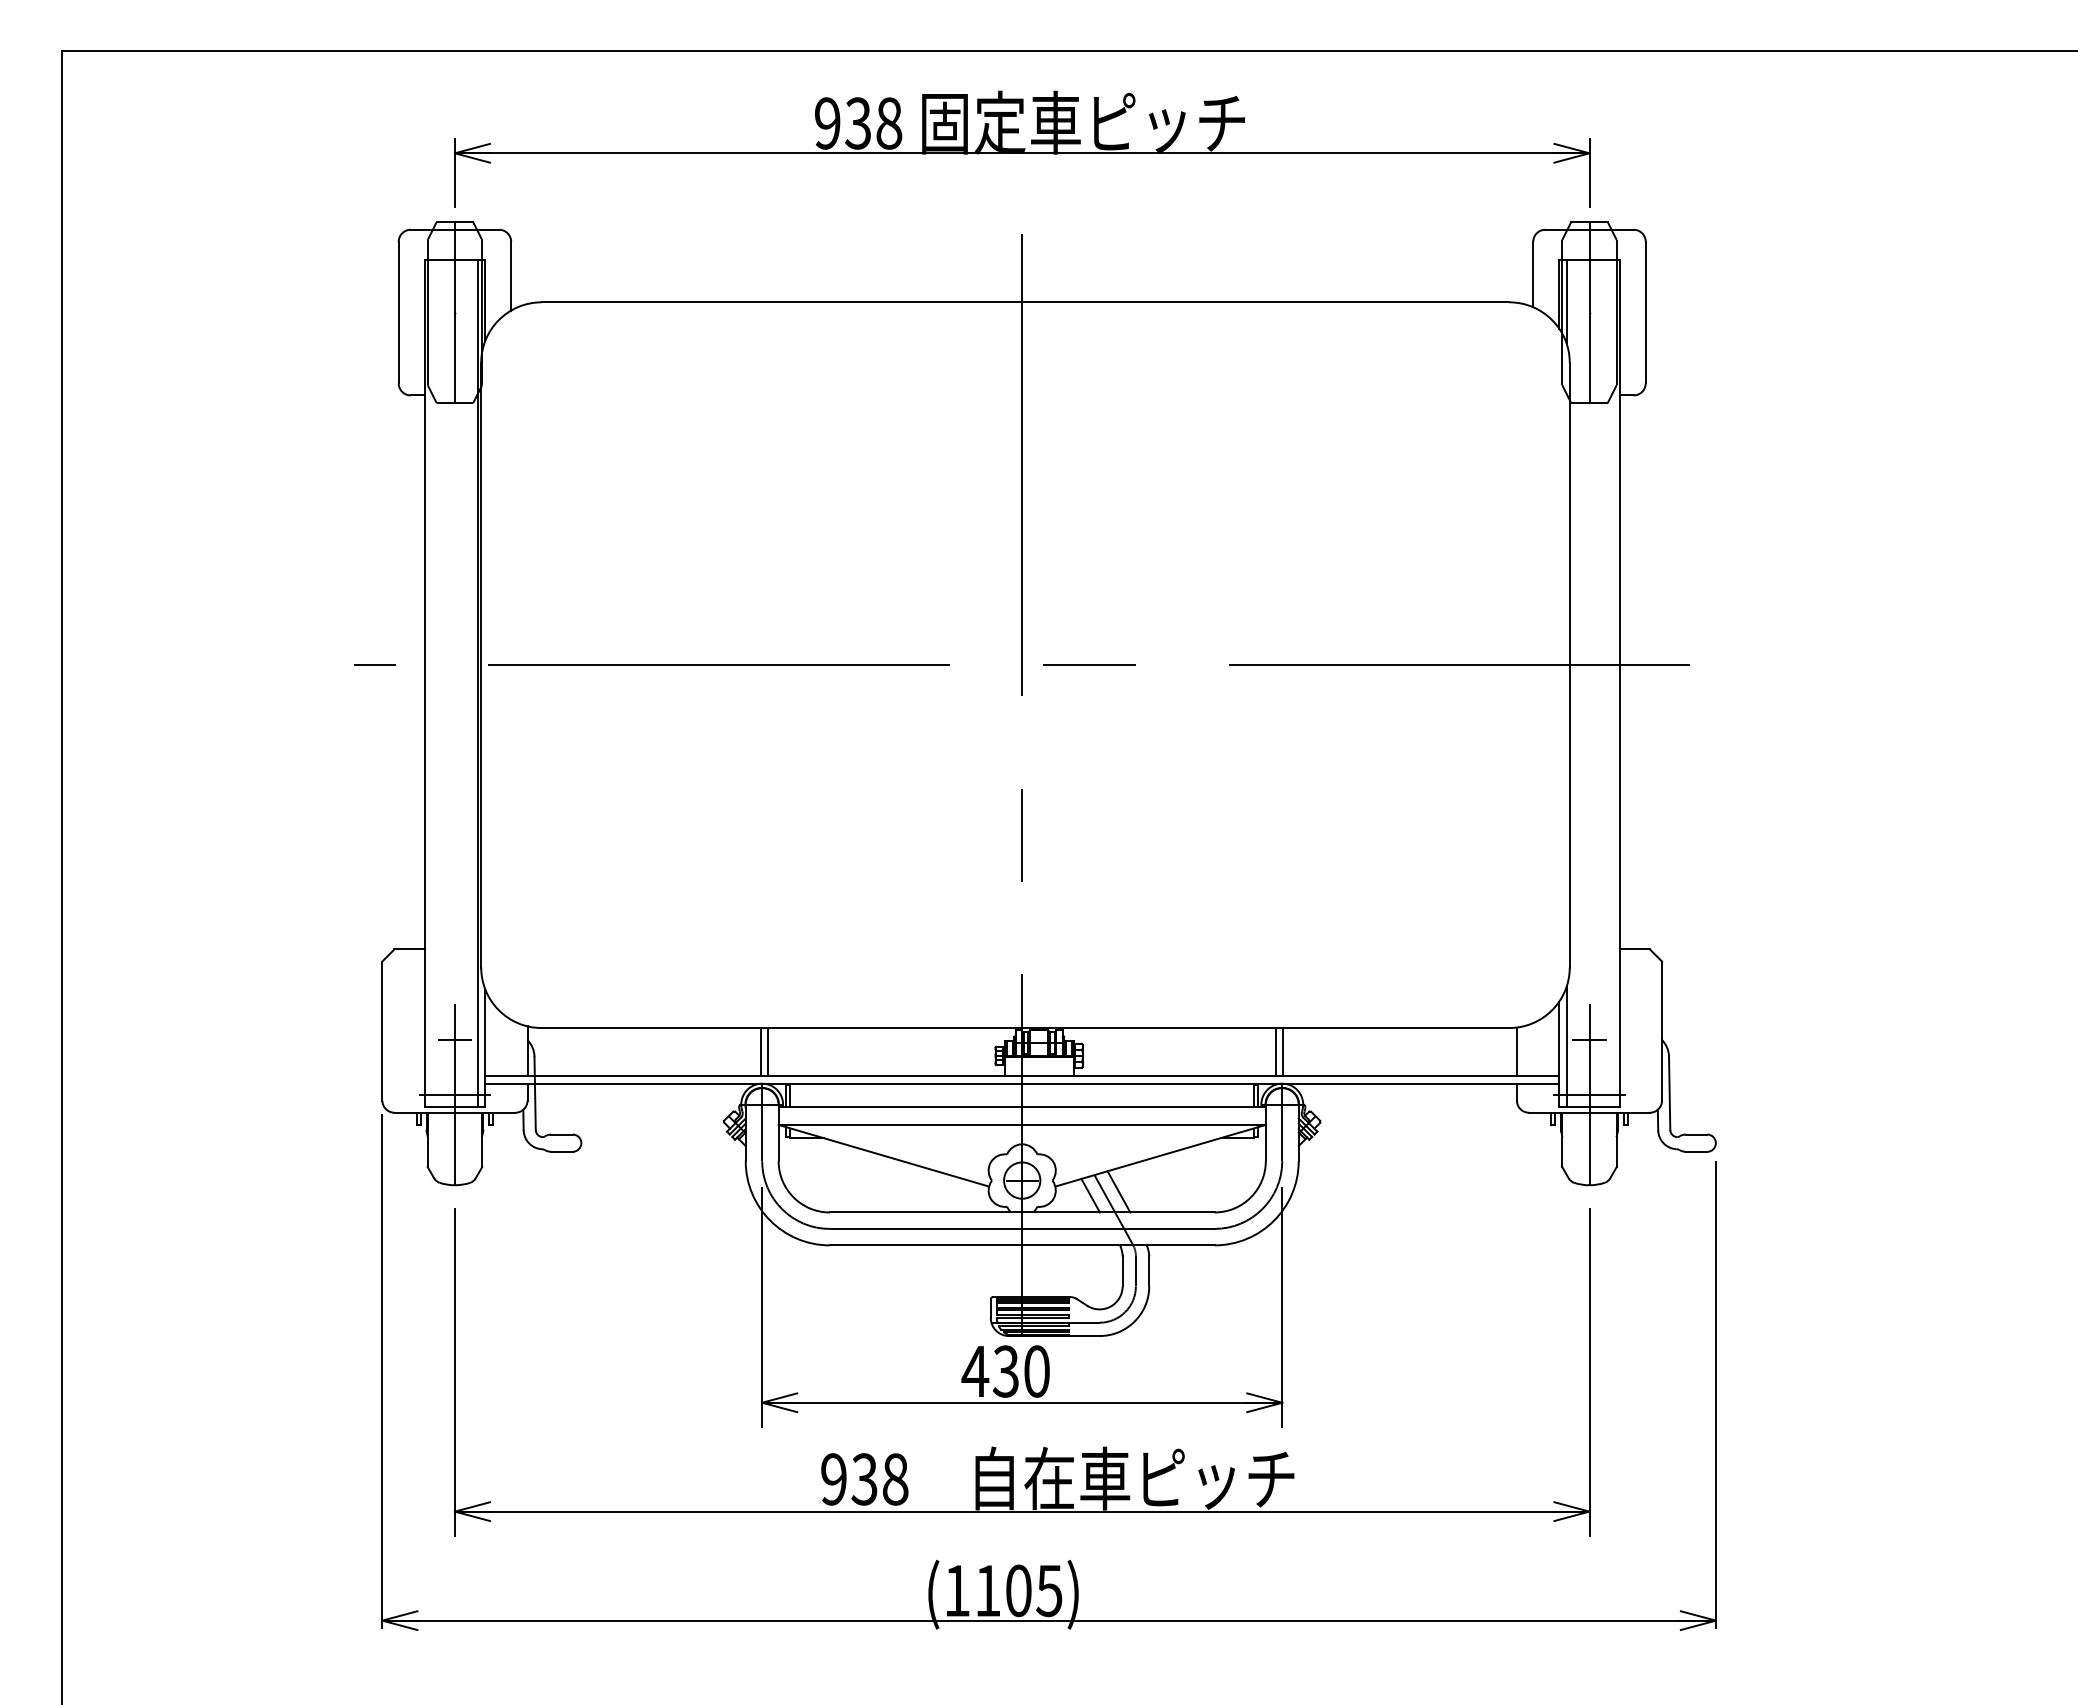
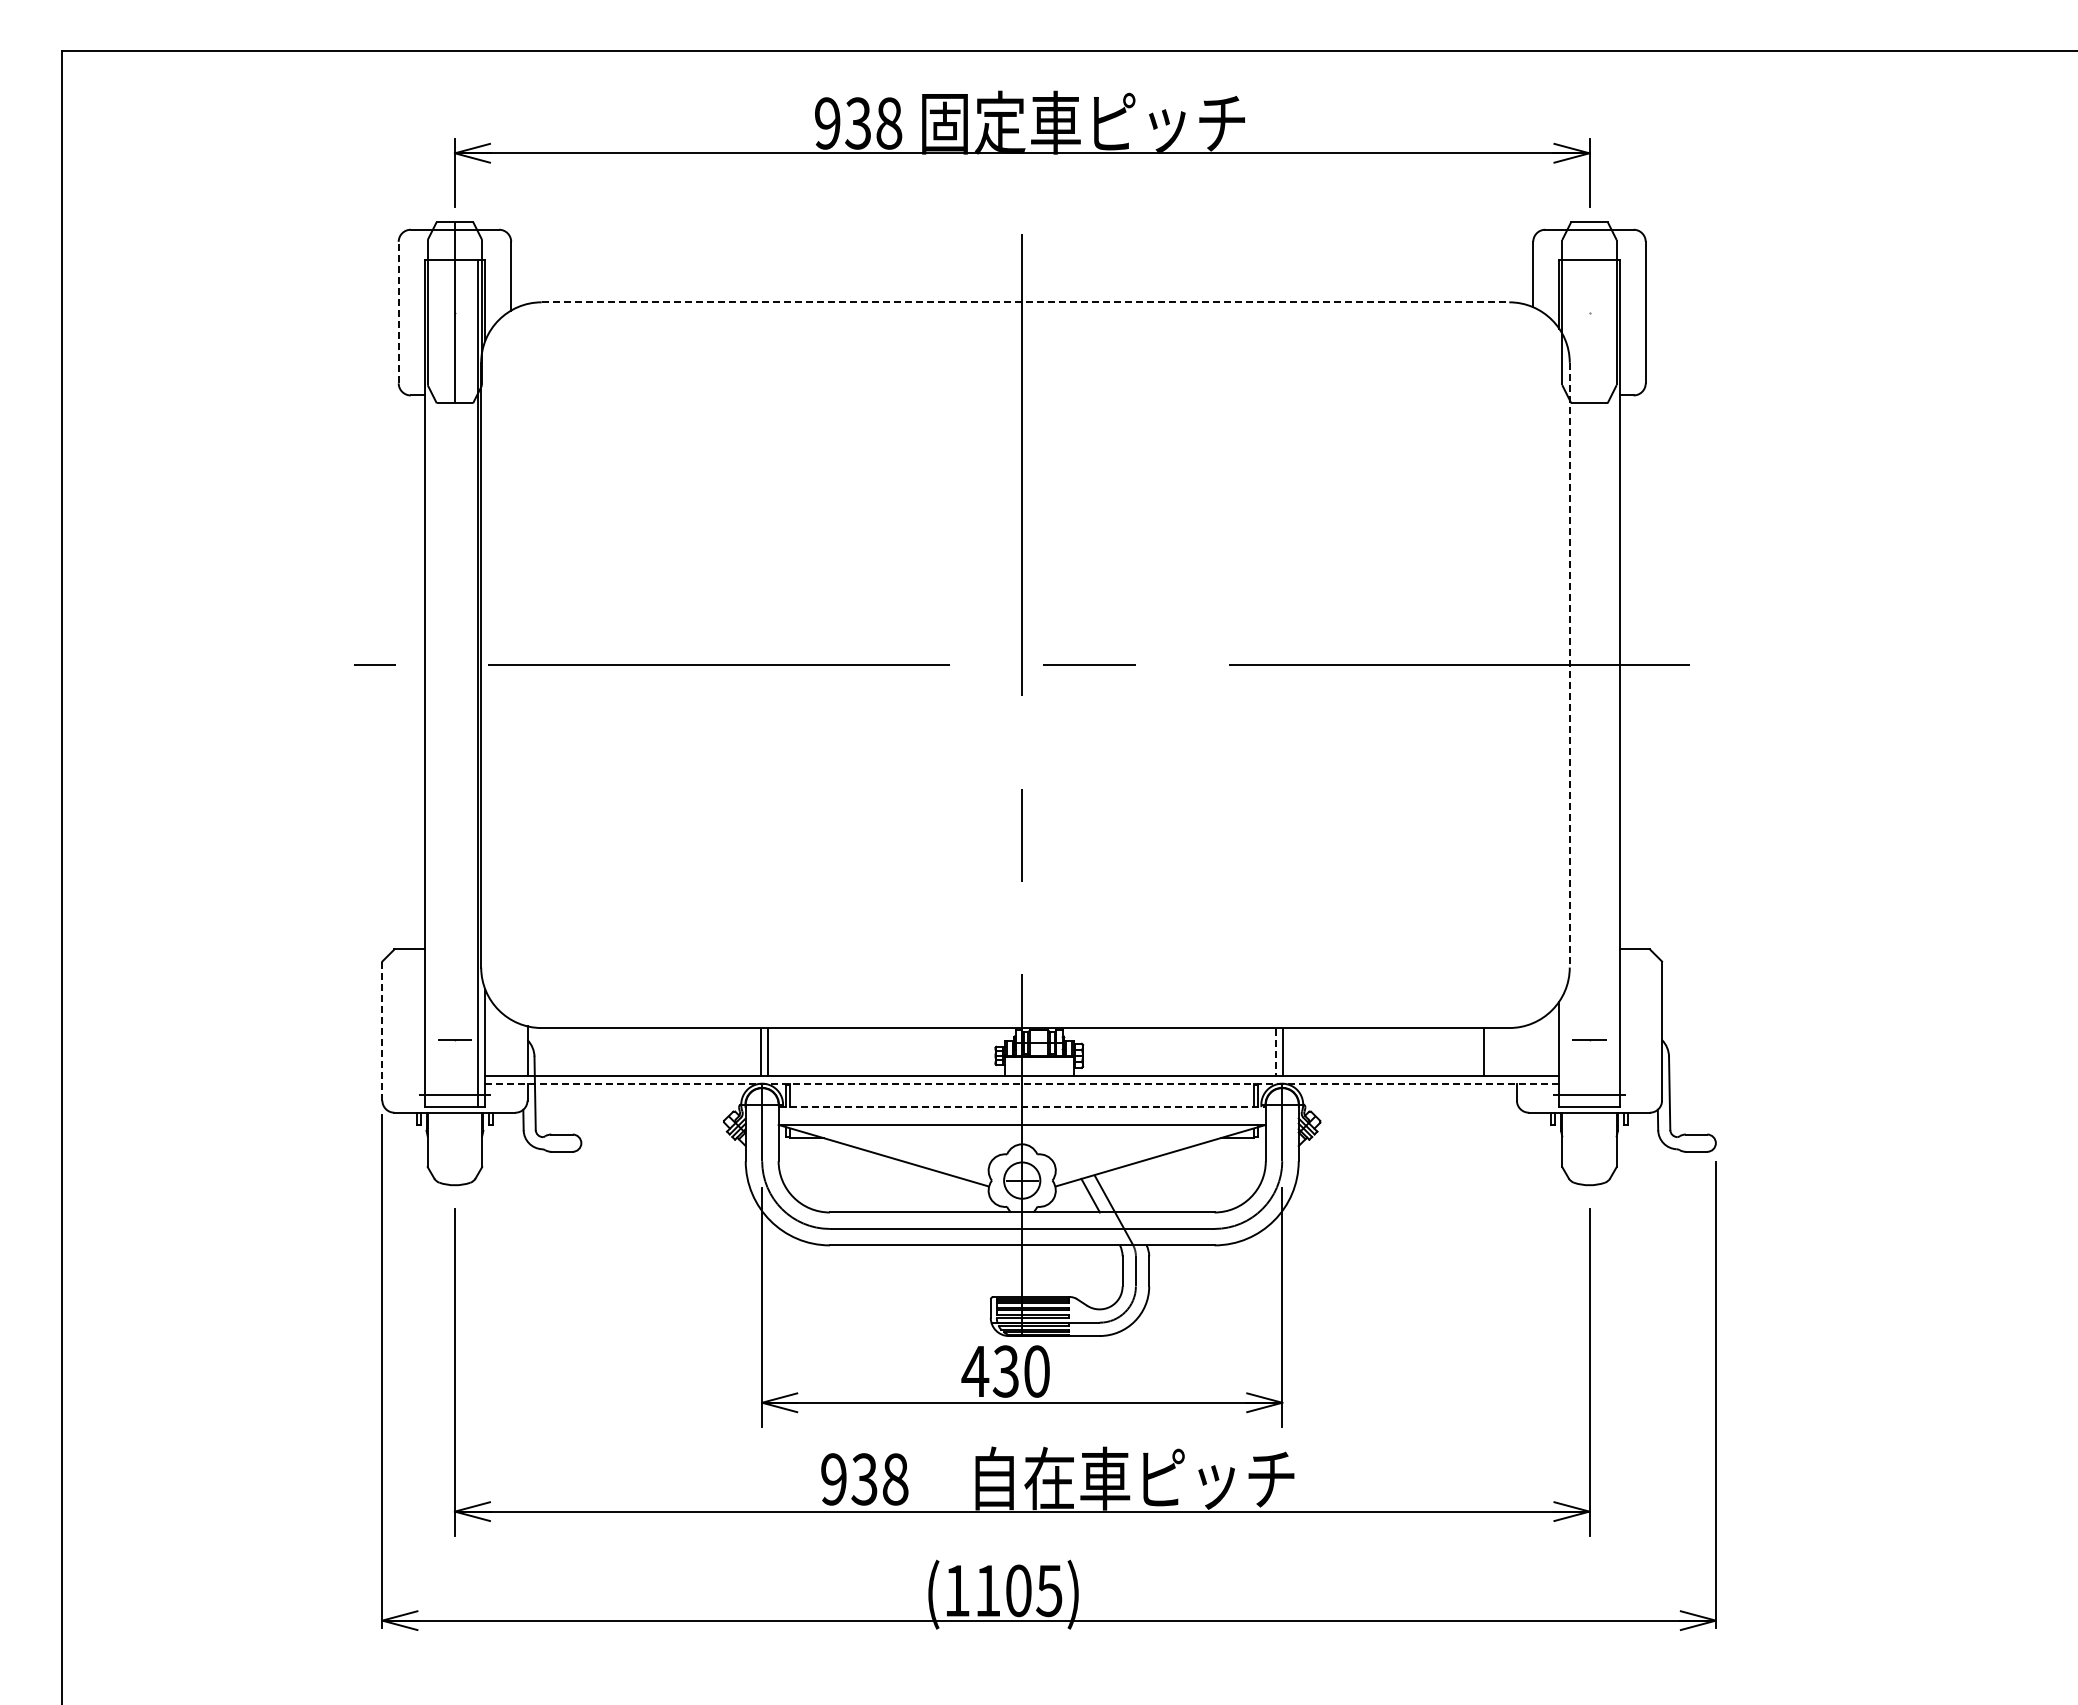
line: present -> none (1566, 301)
line: solid -> dashed (1025, 302)
line: solid -> dashed (398, 312)
line: present -> none (1589, 312)
line: solid -> dashed (1569, 665)
line: solid -> dashed (382, 1031)
line: present -> none (1566, 1046)
line position: (1516, 1051) -> (1483, 1051) (1483, 1051)
line: solid -> dashed (1276, 1052)
line: solid -> dashed (1022, 1083)
line: present -> none (454, 1094)
line: present -> none (1589, 1094)
line: solid -> dashed (1022, 1106)
line: present -> none (1118, 1191)
